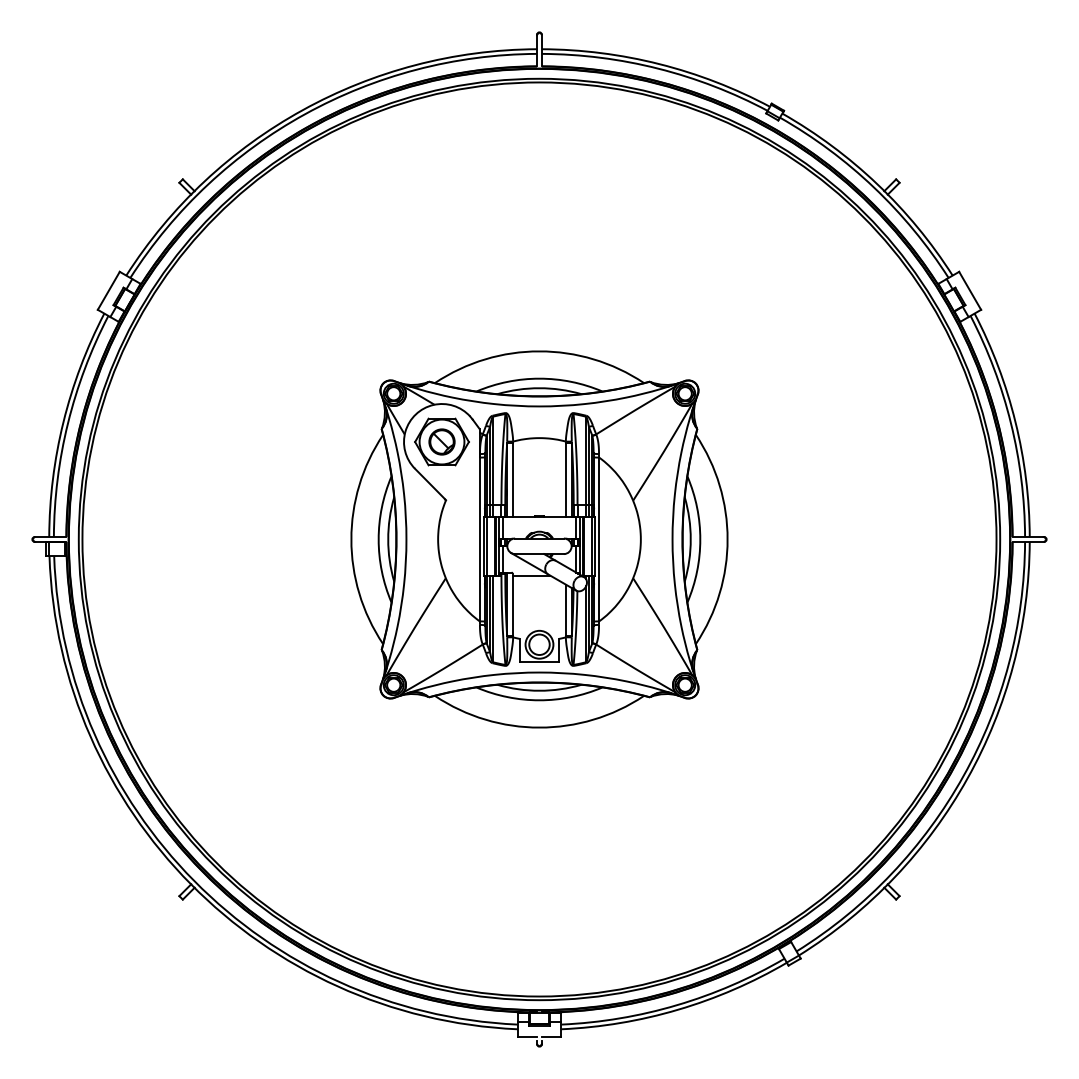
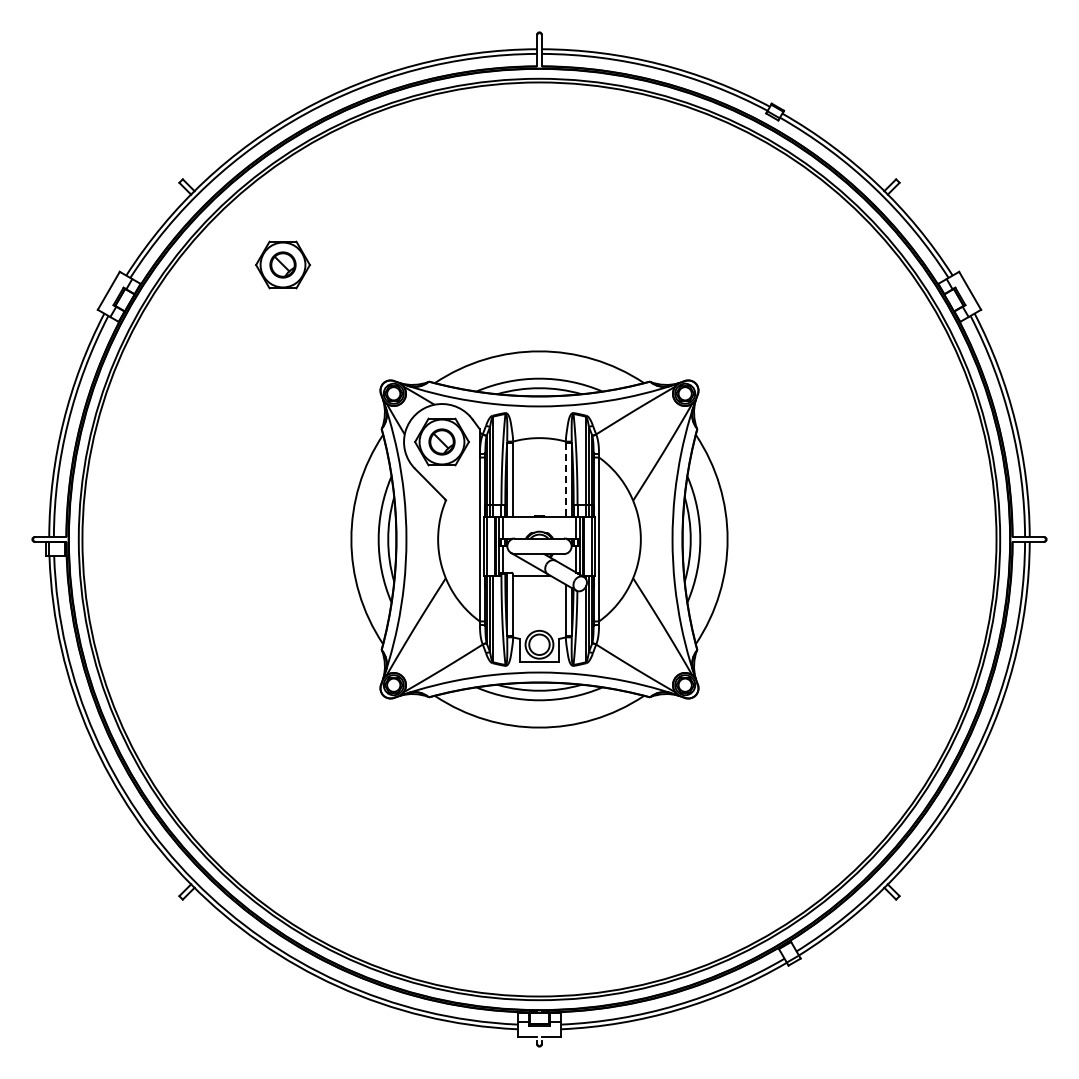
part: none -> present (282, 264)
line: solid -> dashed (566, 480)
